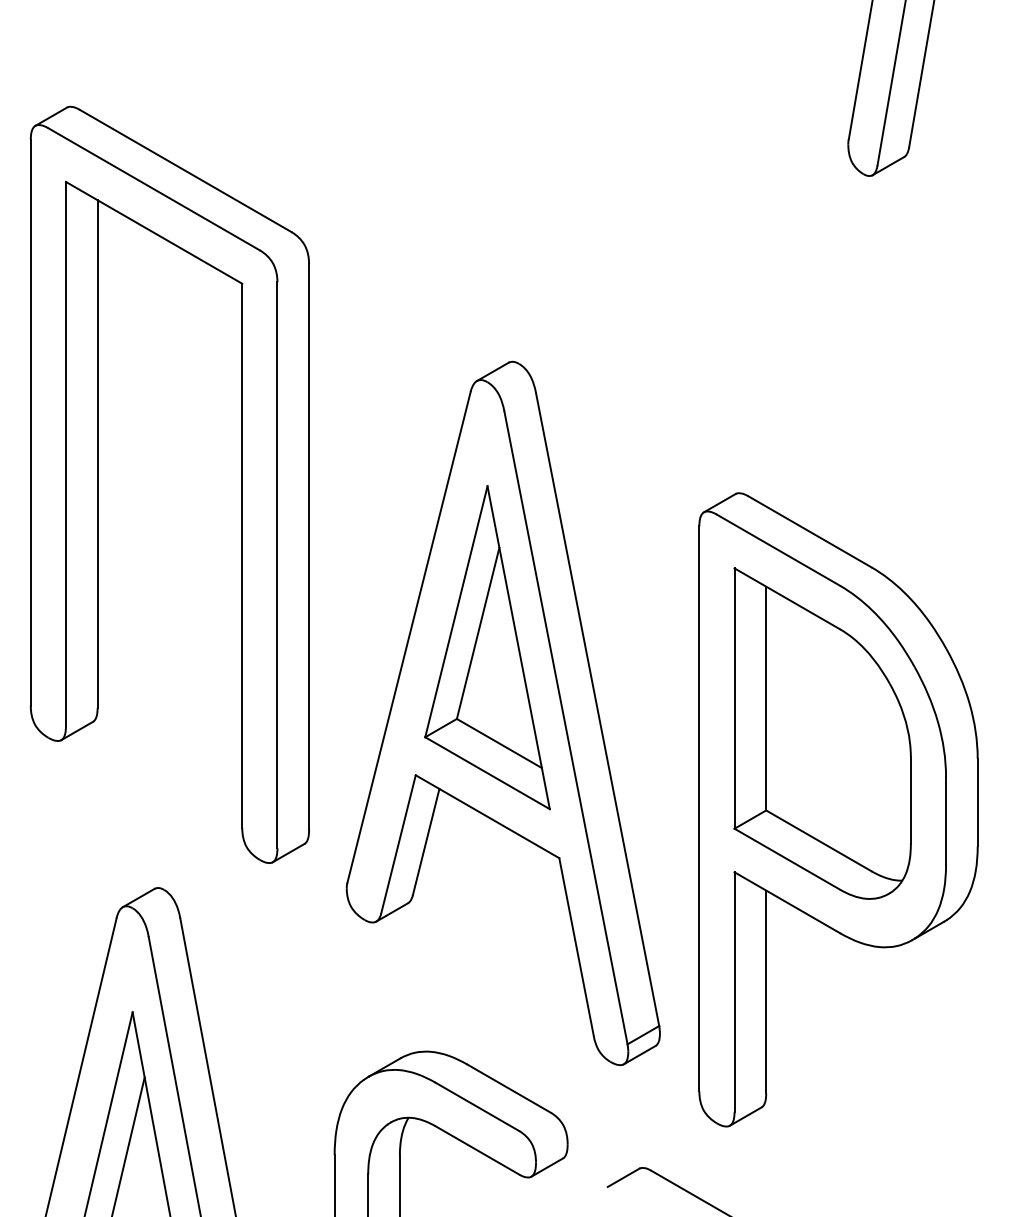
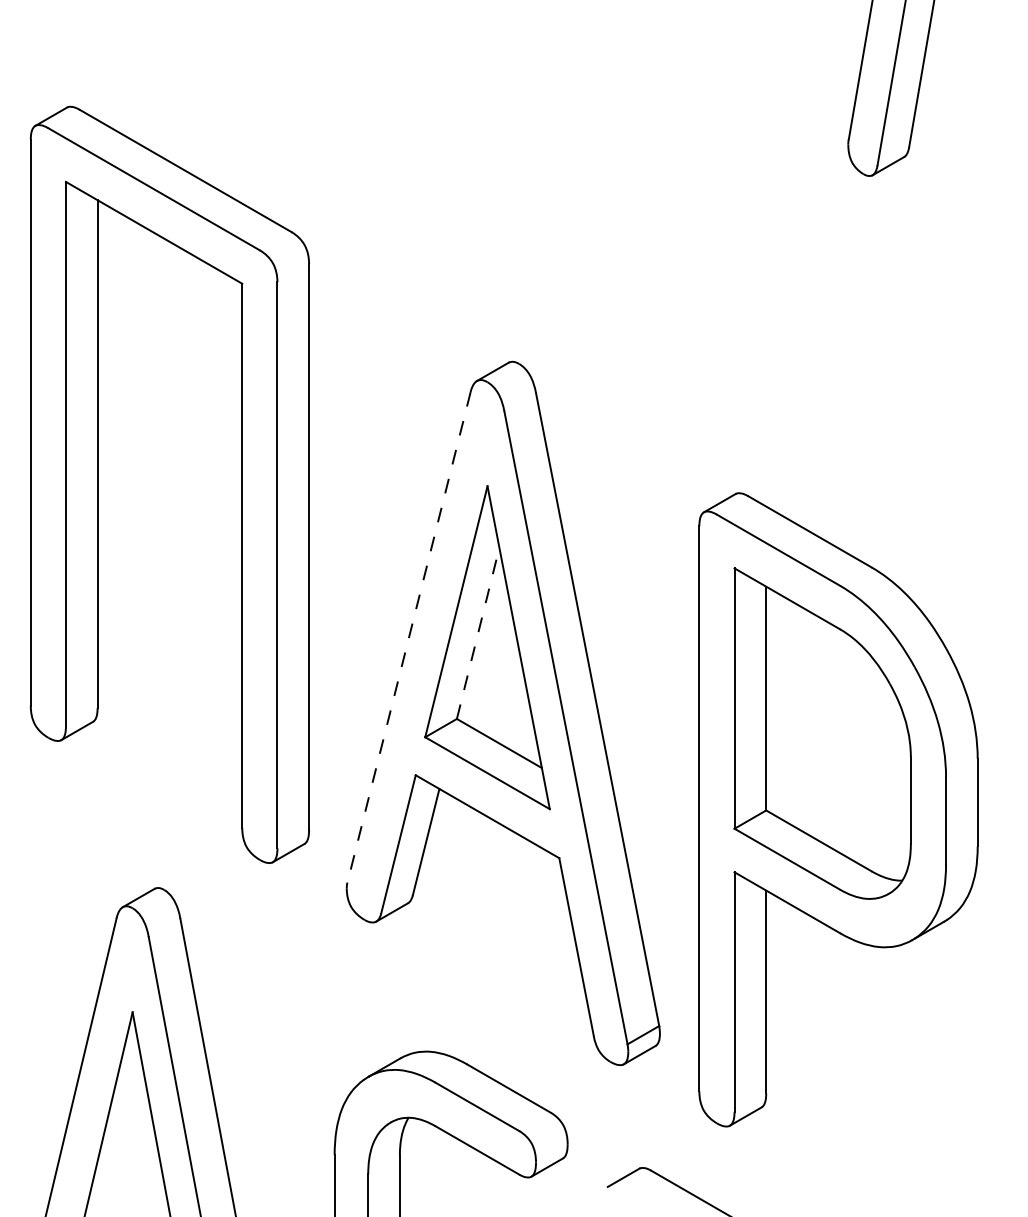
line: solid -> dashed (478, 632)
line: solid -> dashed (409, 637)
line: present -> none (128, 1145)
